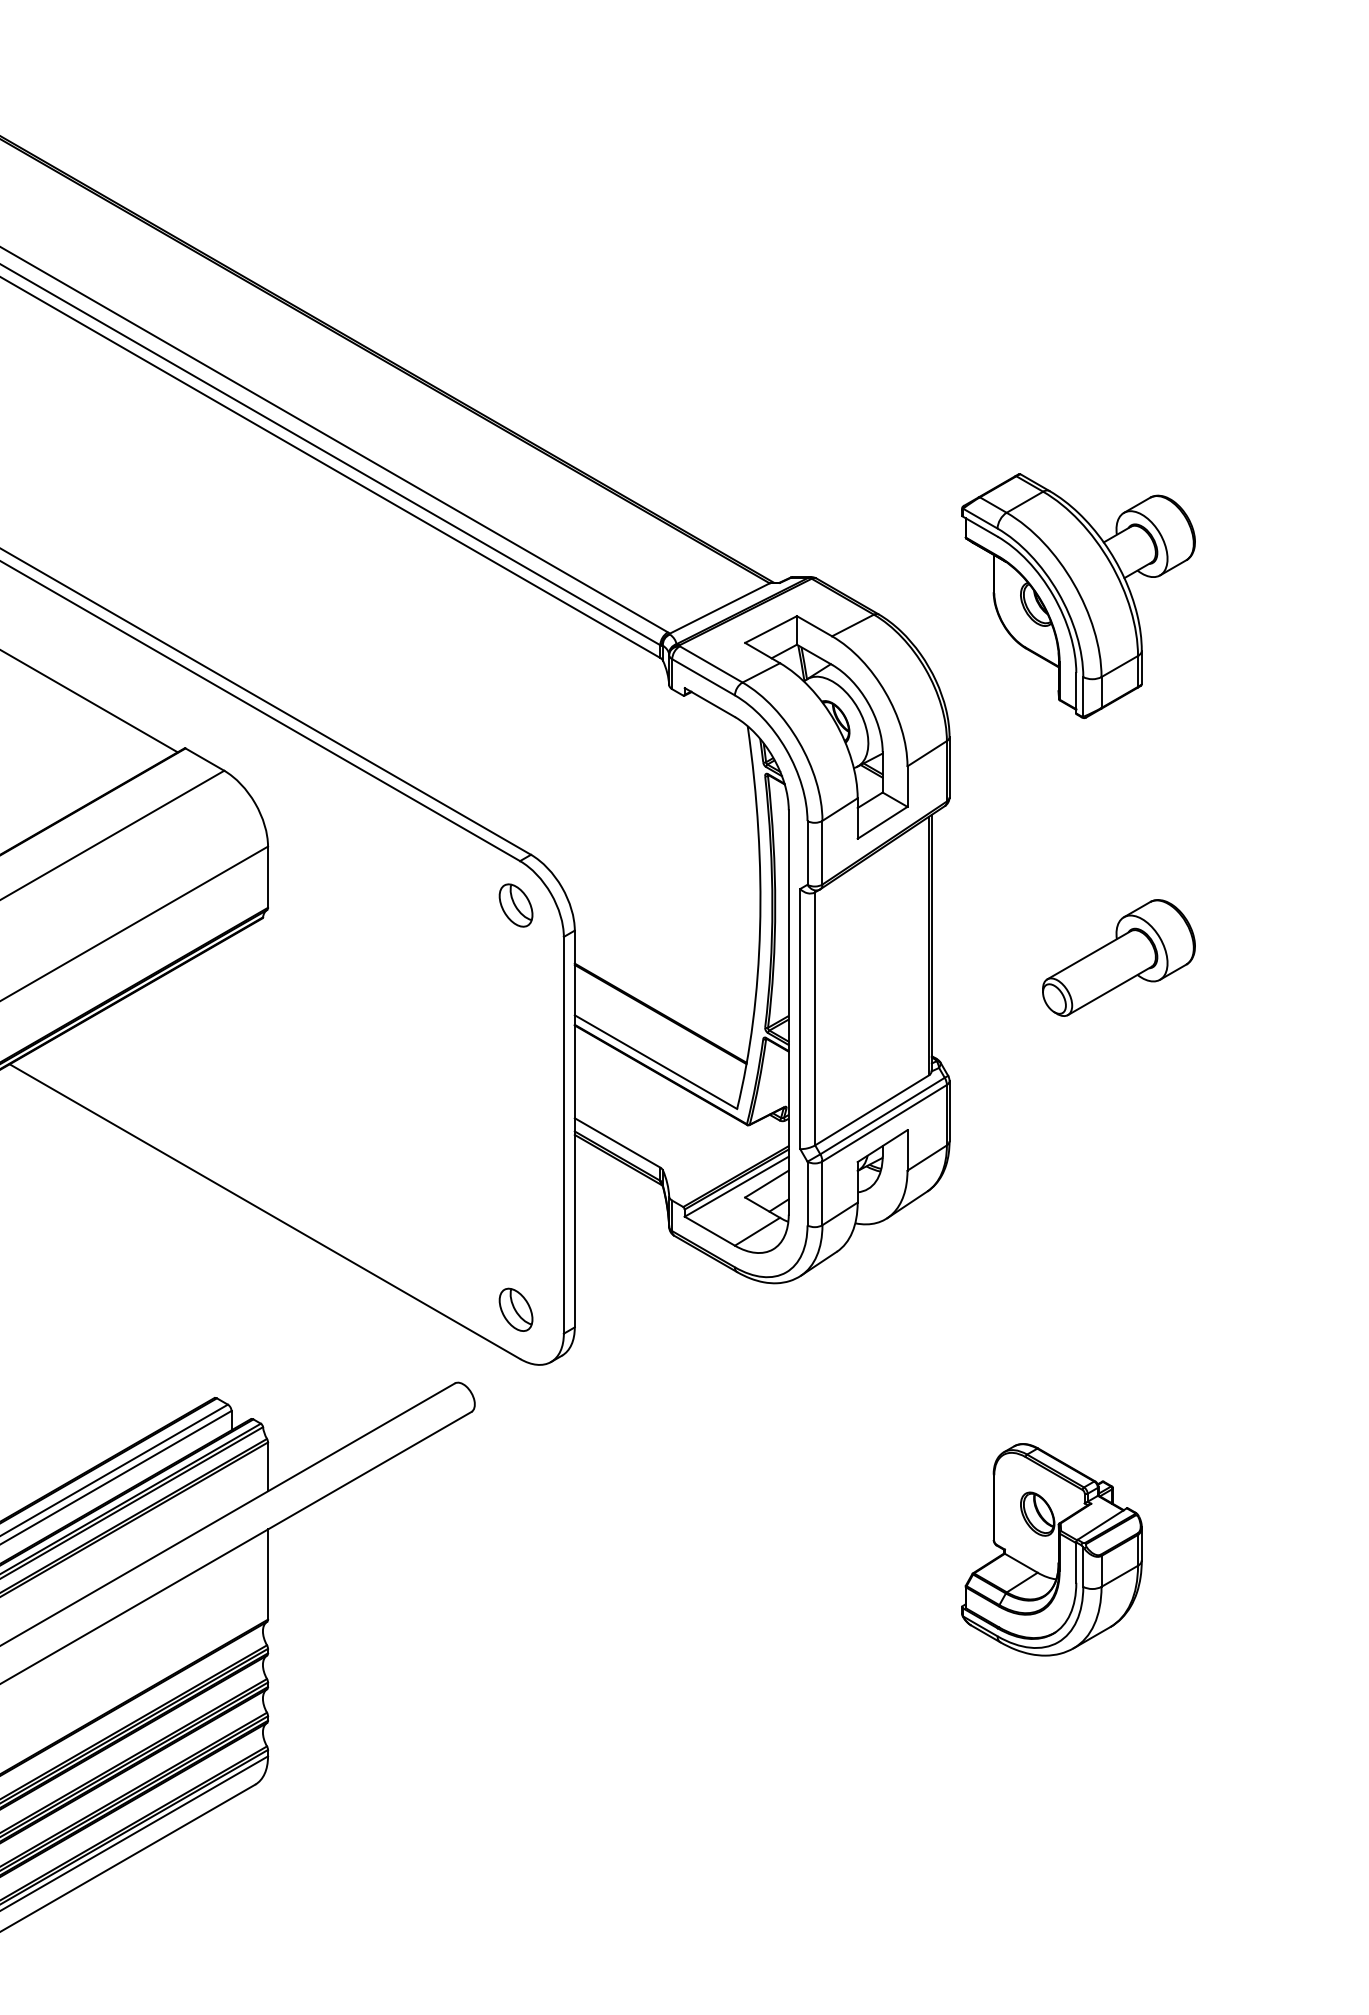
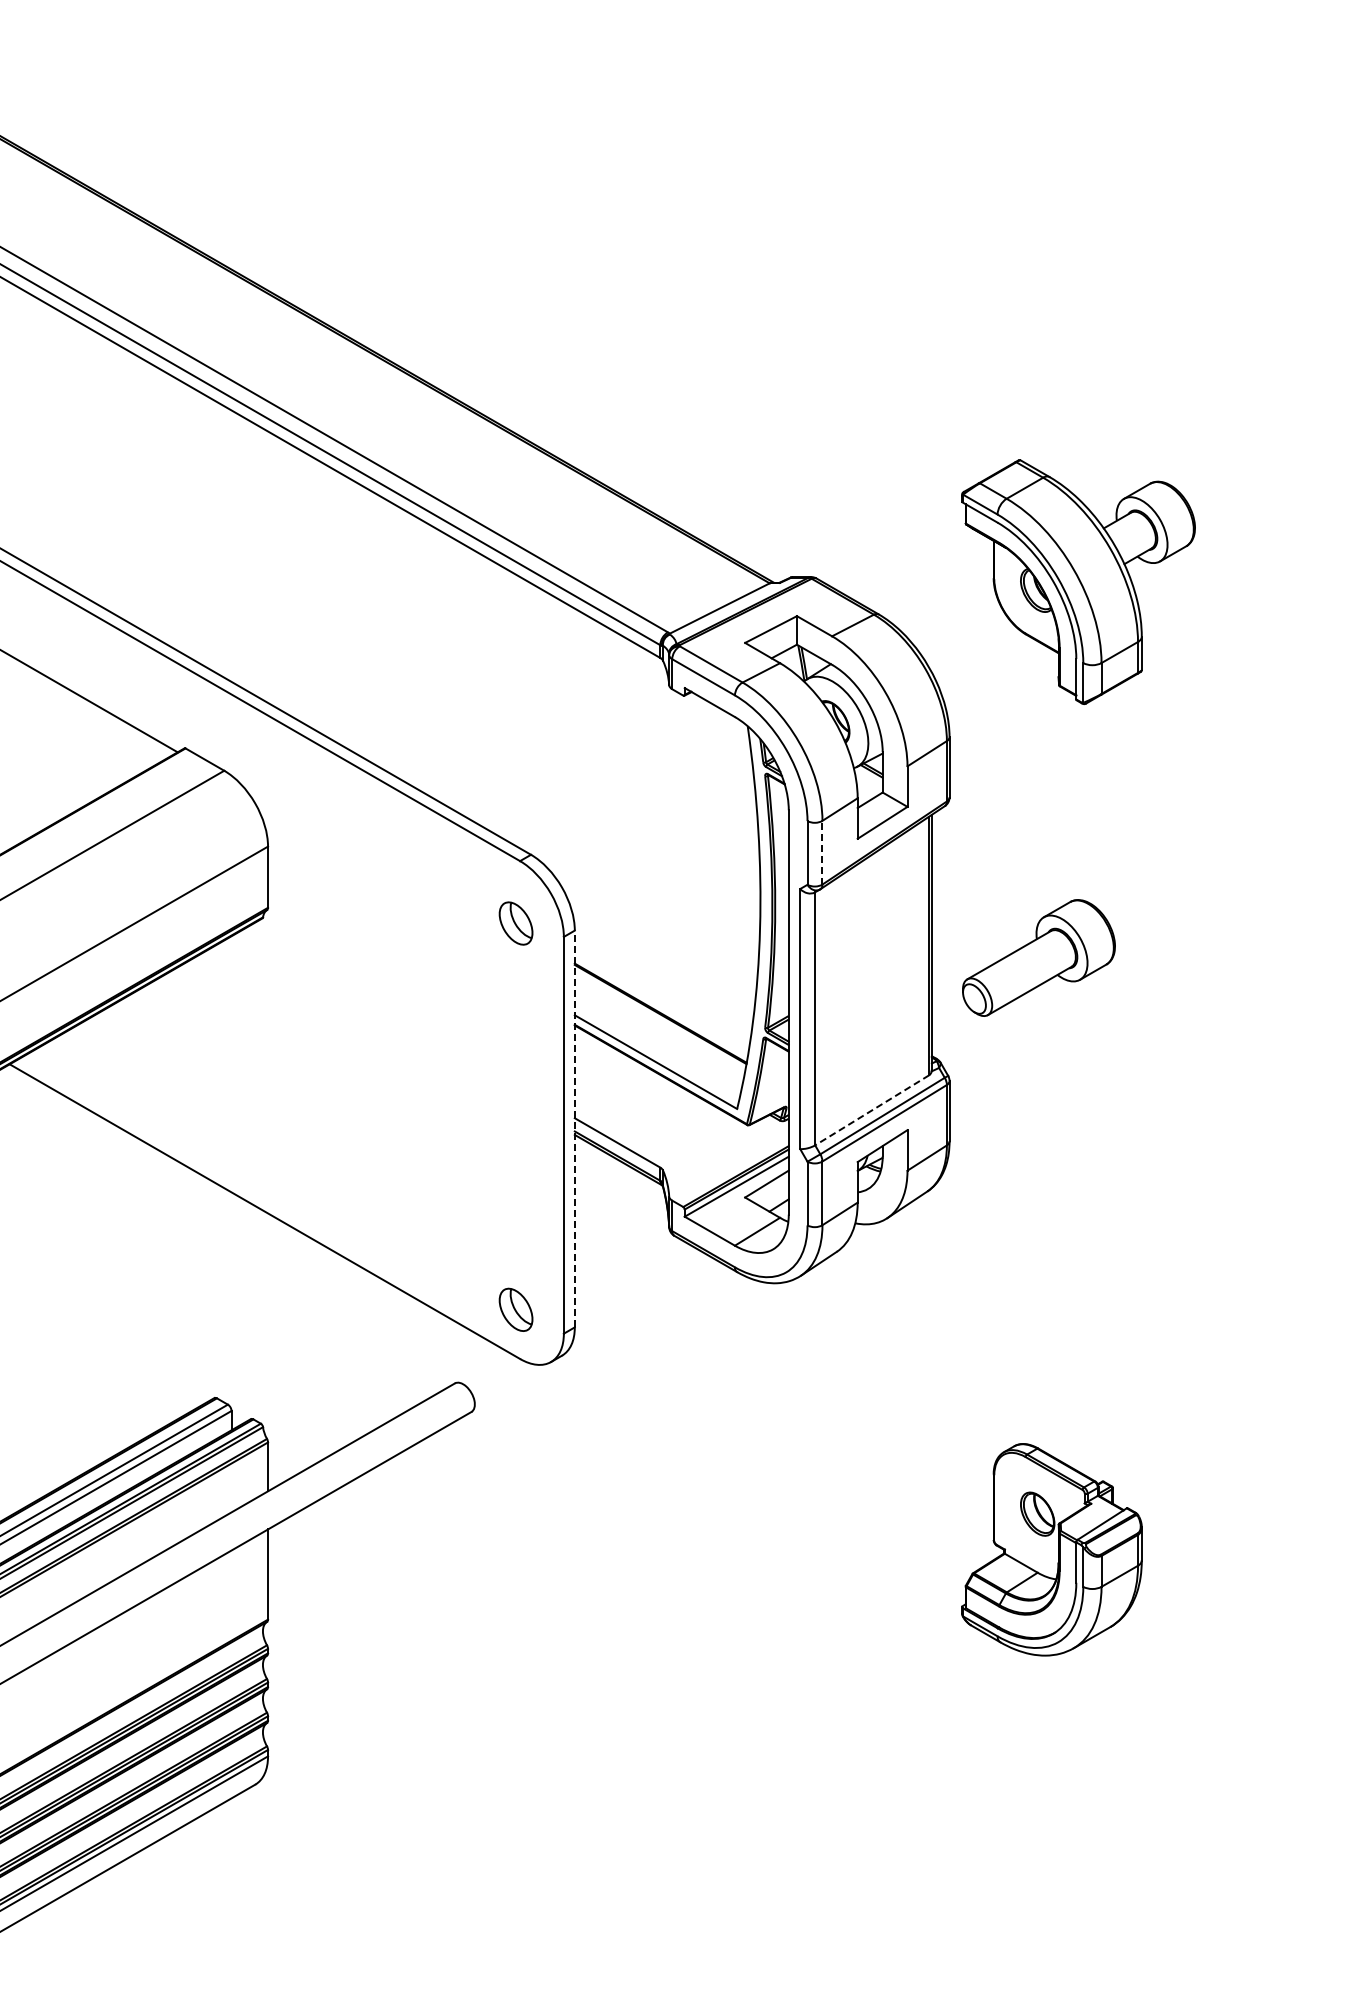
part position: (1078, 595) -> (1078, 581) (1078, 581)
line: solid -> dashed (822, 852)
part position: (515, 905) -> (515, 923) (515, 923)
part position: (1118, 957) -> (1038, 957) (1038, 957)
line: solid -> dashed (872, 1110)
line: solid -> dashed (574, 1128)
